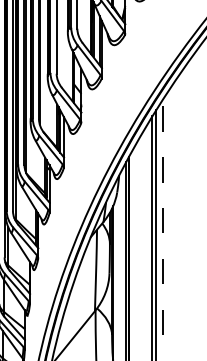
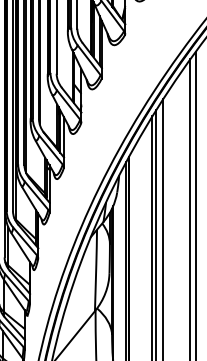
line: none -> present (195, 204)
line: none -> present (190, 208)
line: dashed -> solid (163, 229)
